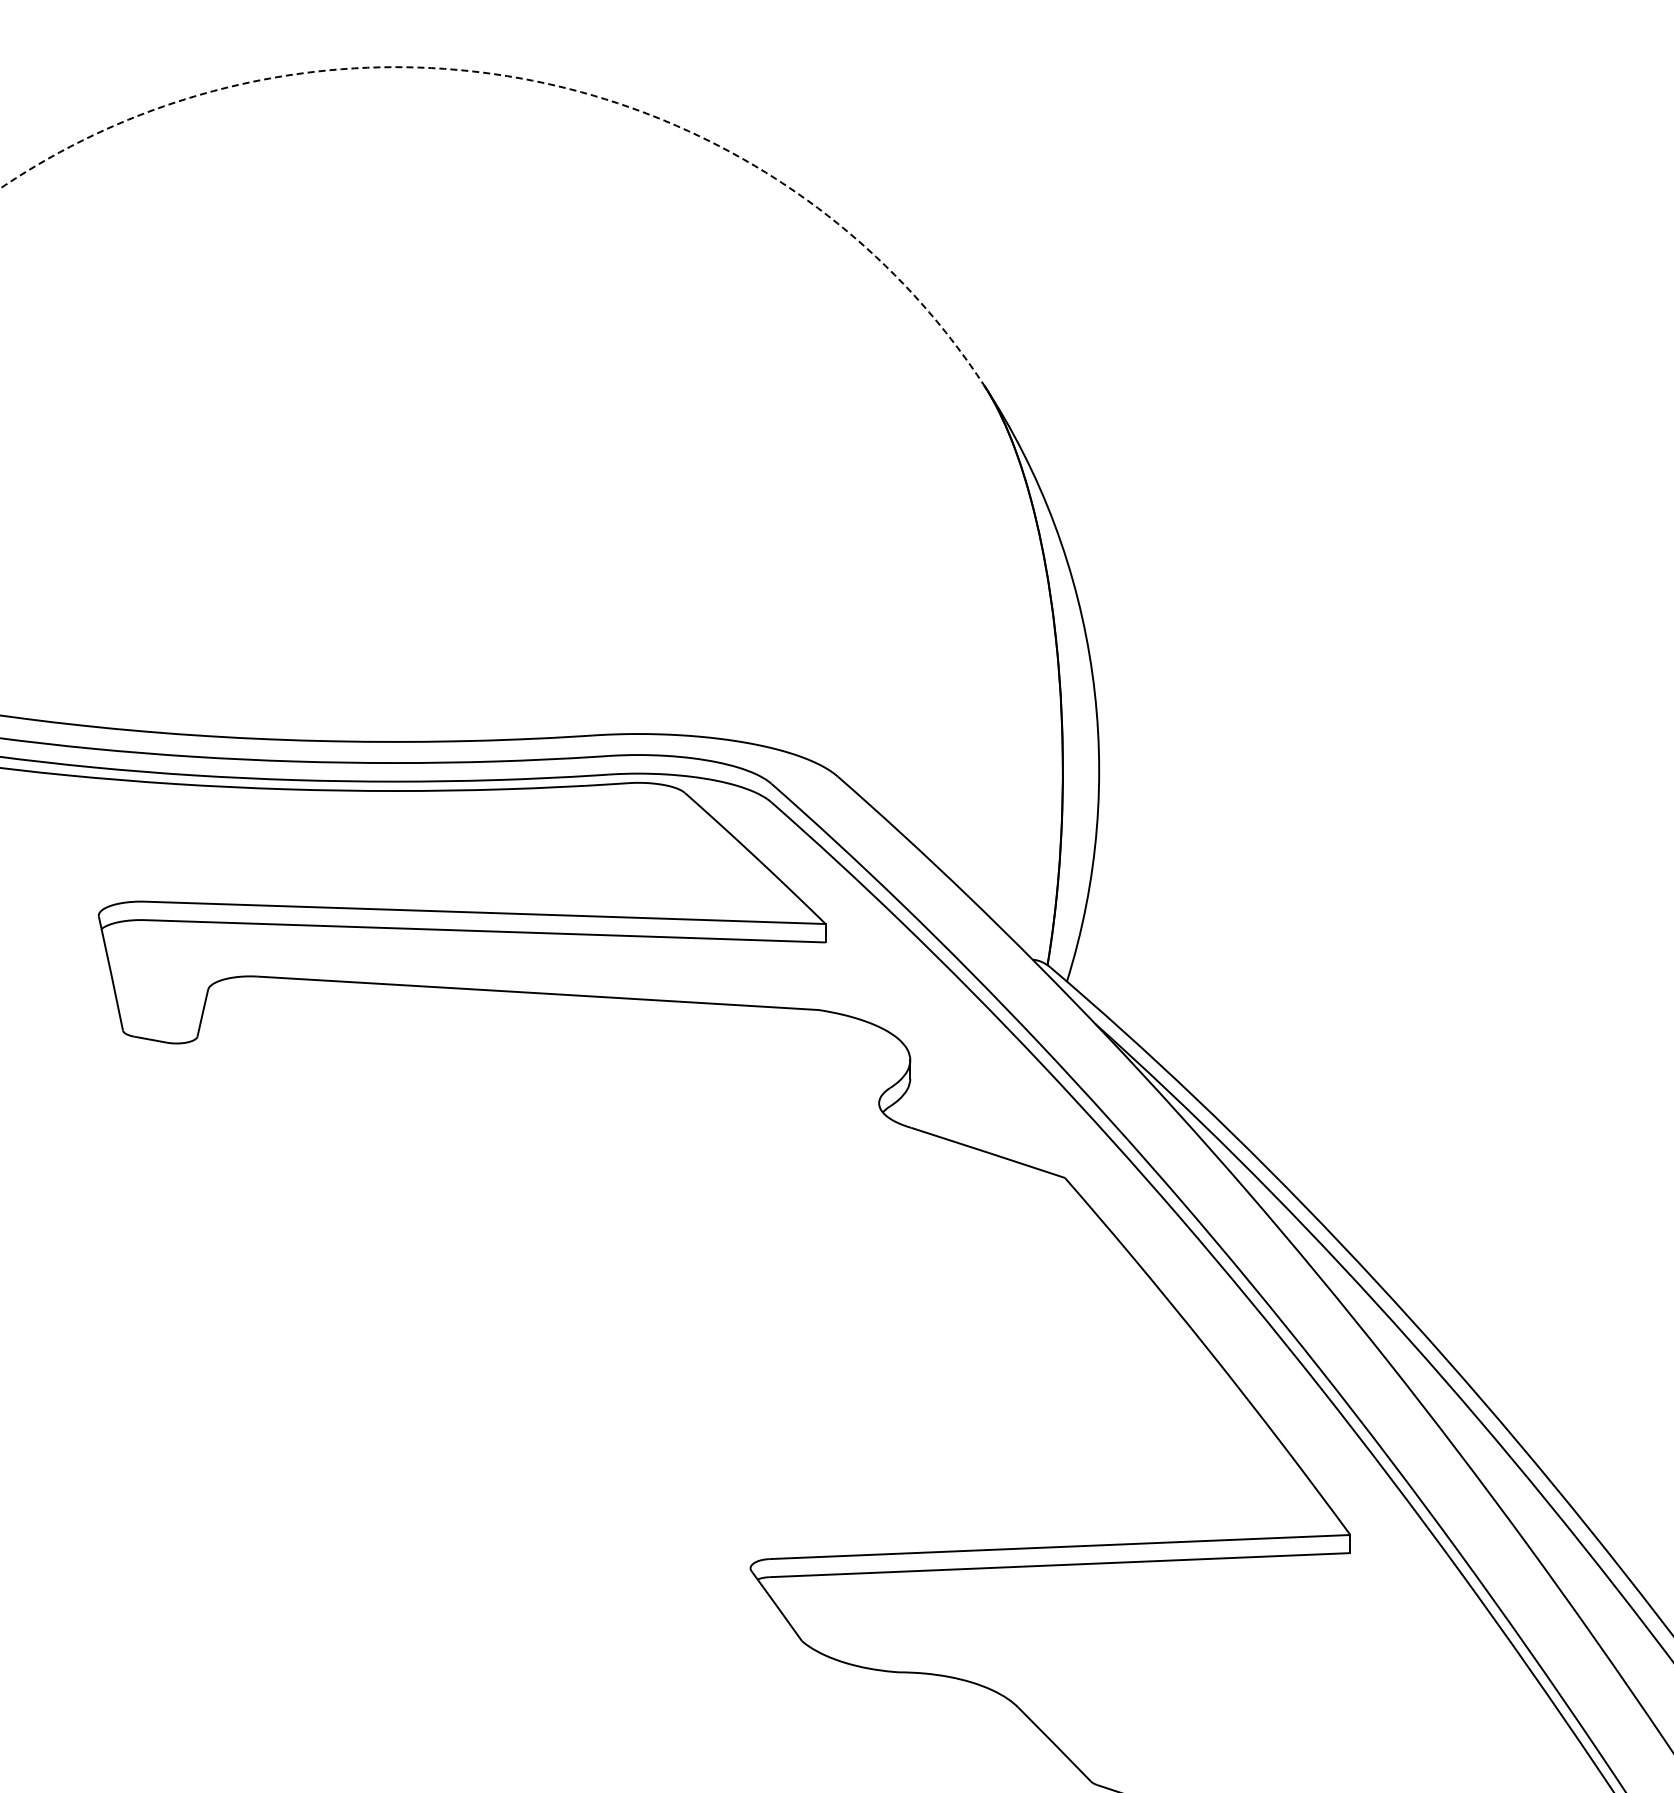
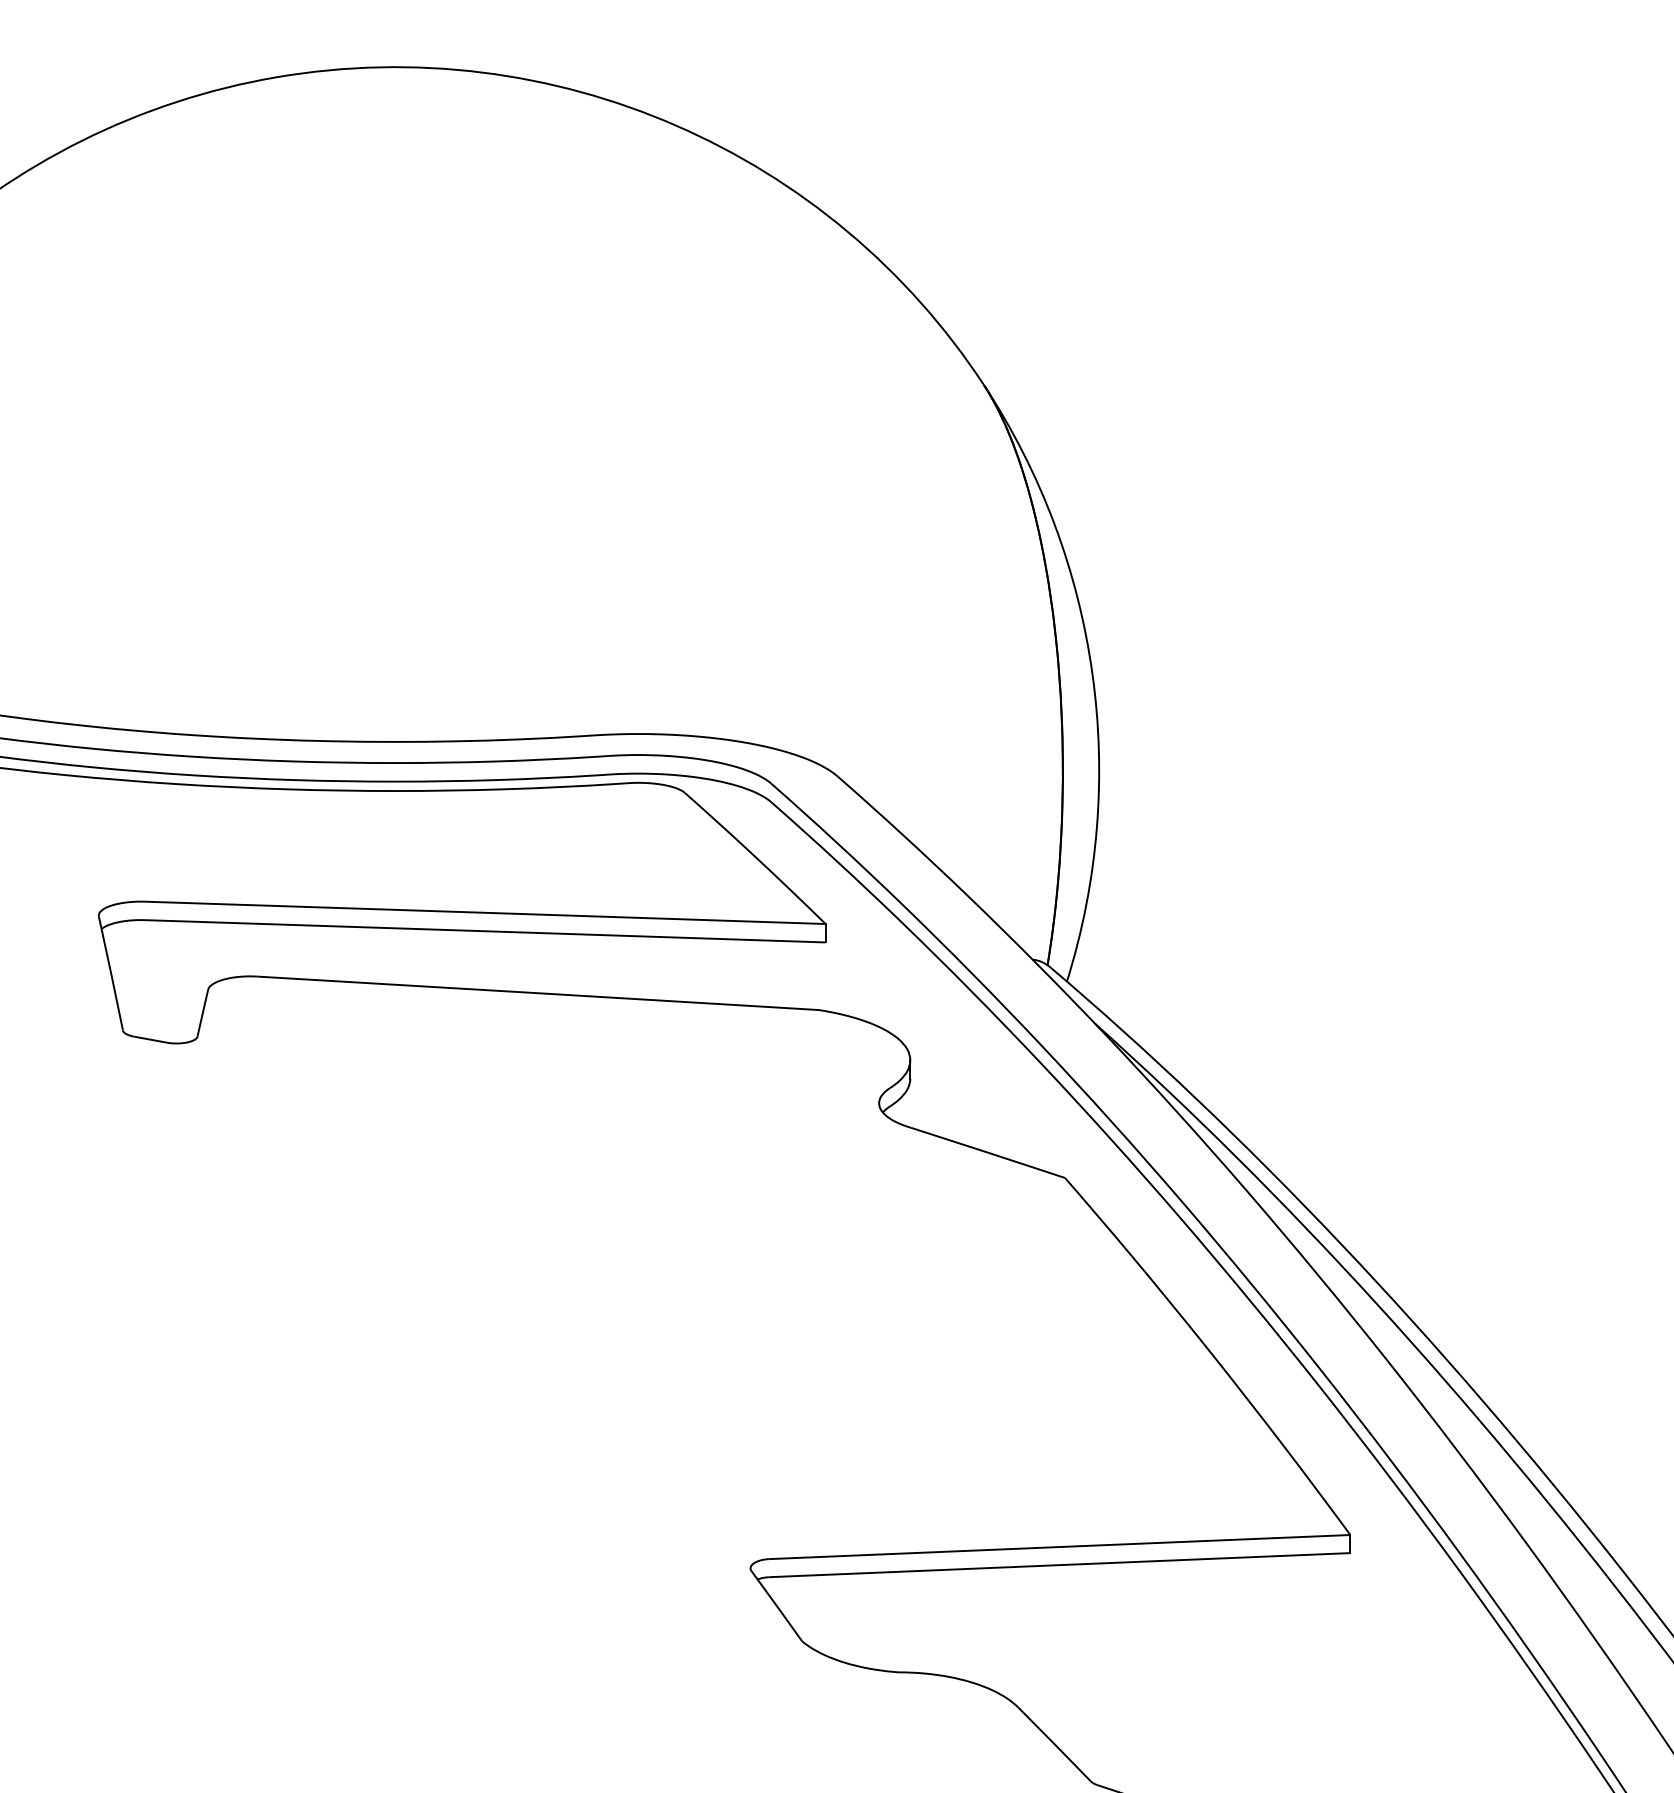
arc: dashed -> solid (534, 81)
